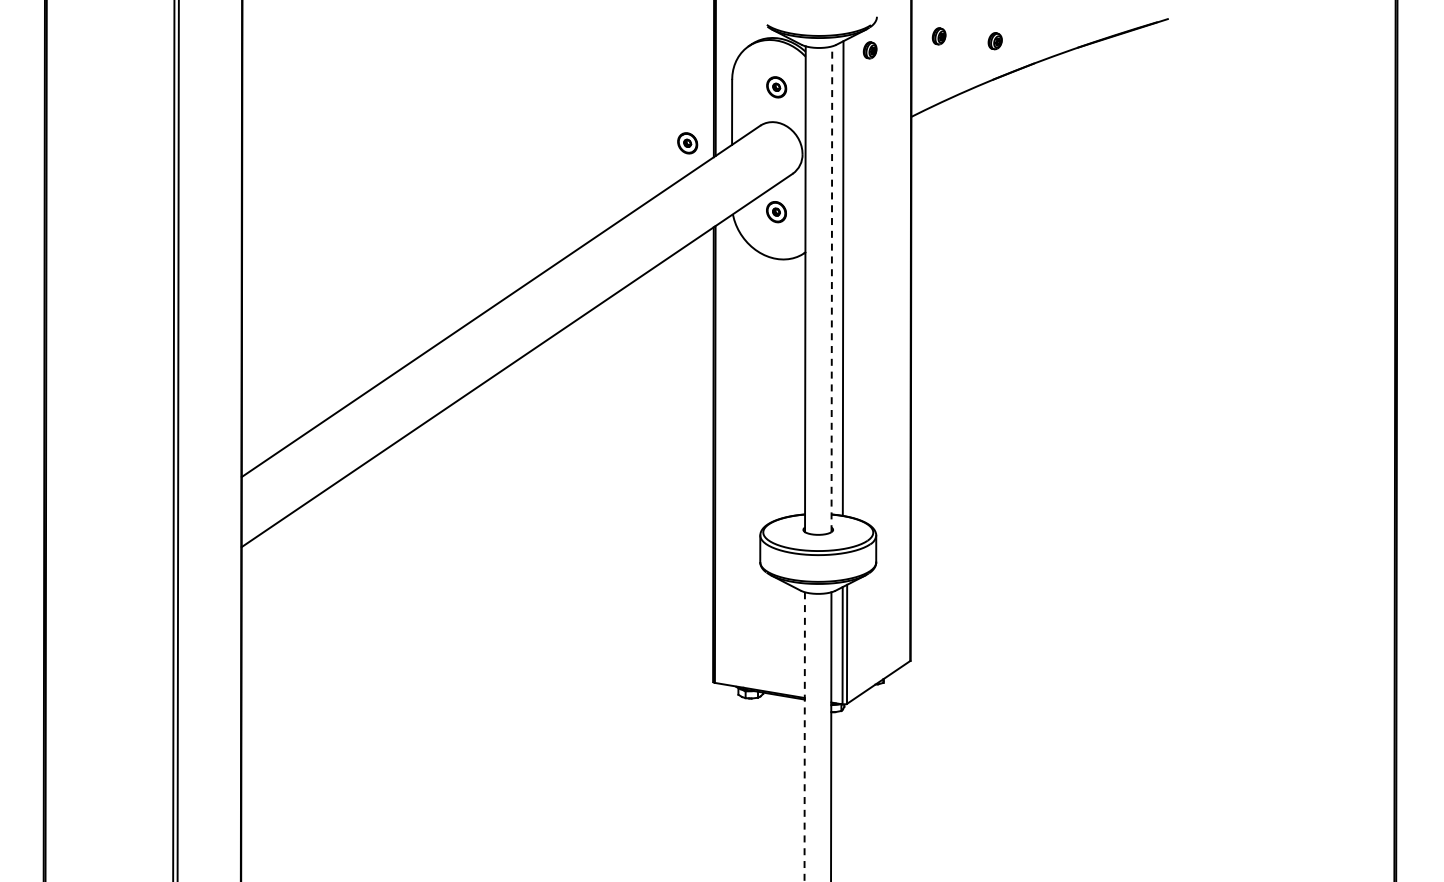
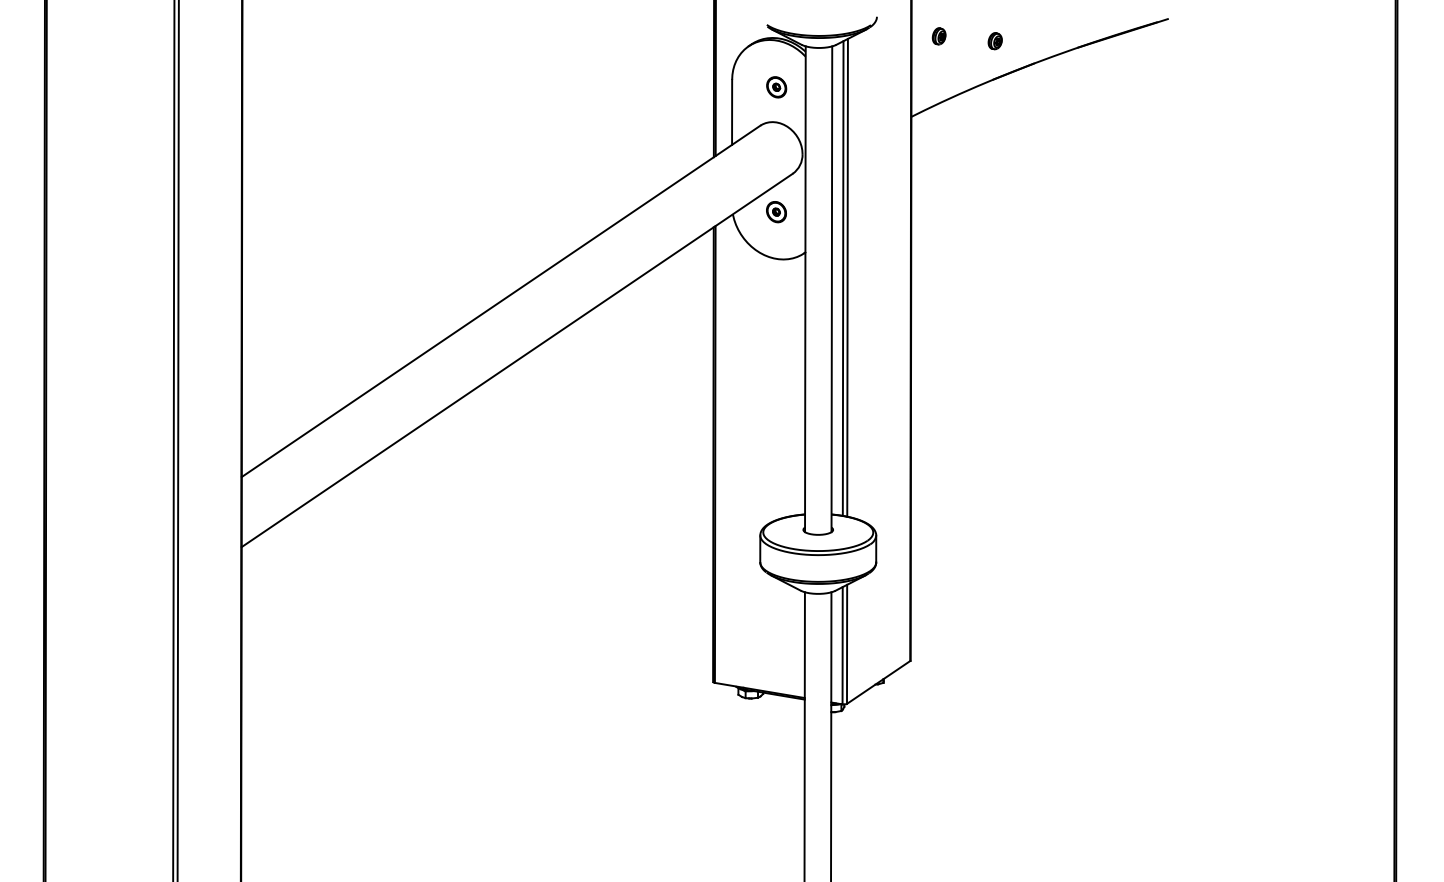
part: present -> none (869, 50)
part: present -> none (687, 143)
line: none -> present (847, 277)
line: dashed -> solid (831, 289)
line: dashed -> solid (804, 737)
